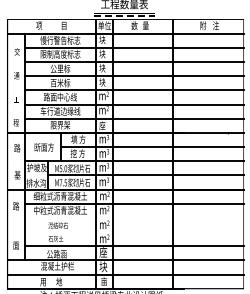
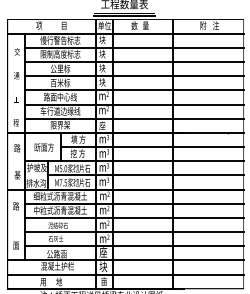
line: dashed -> solid (124, 15)
line: none -> present (134, 217)
line: none -> present (134, 232)
